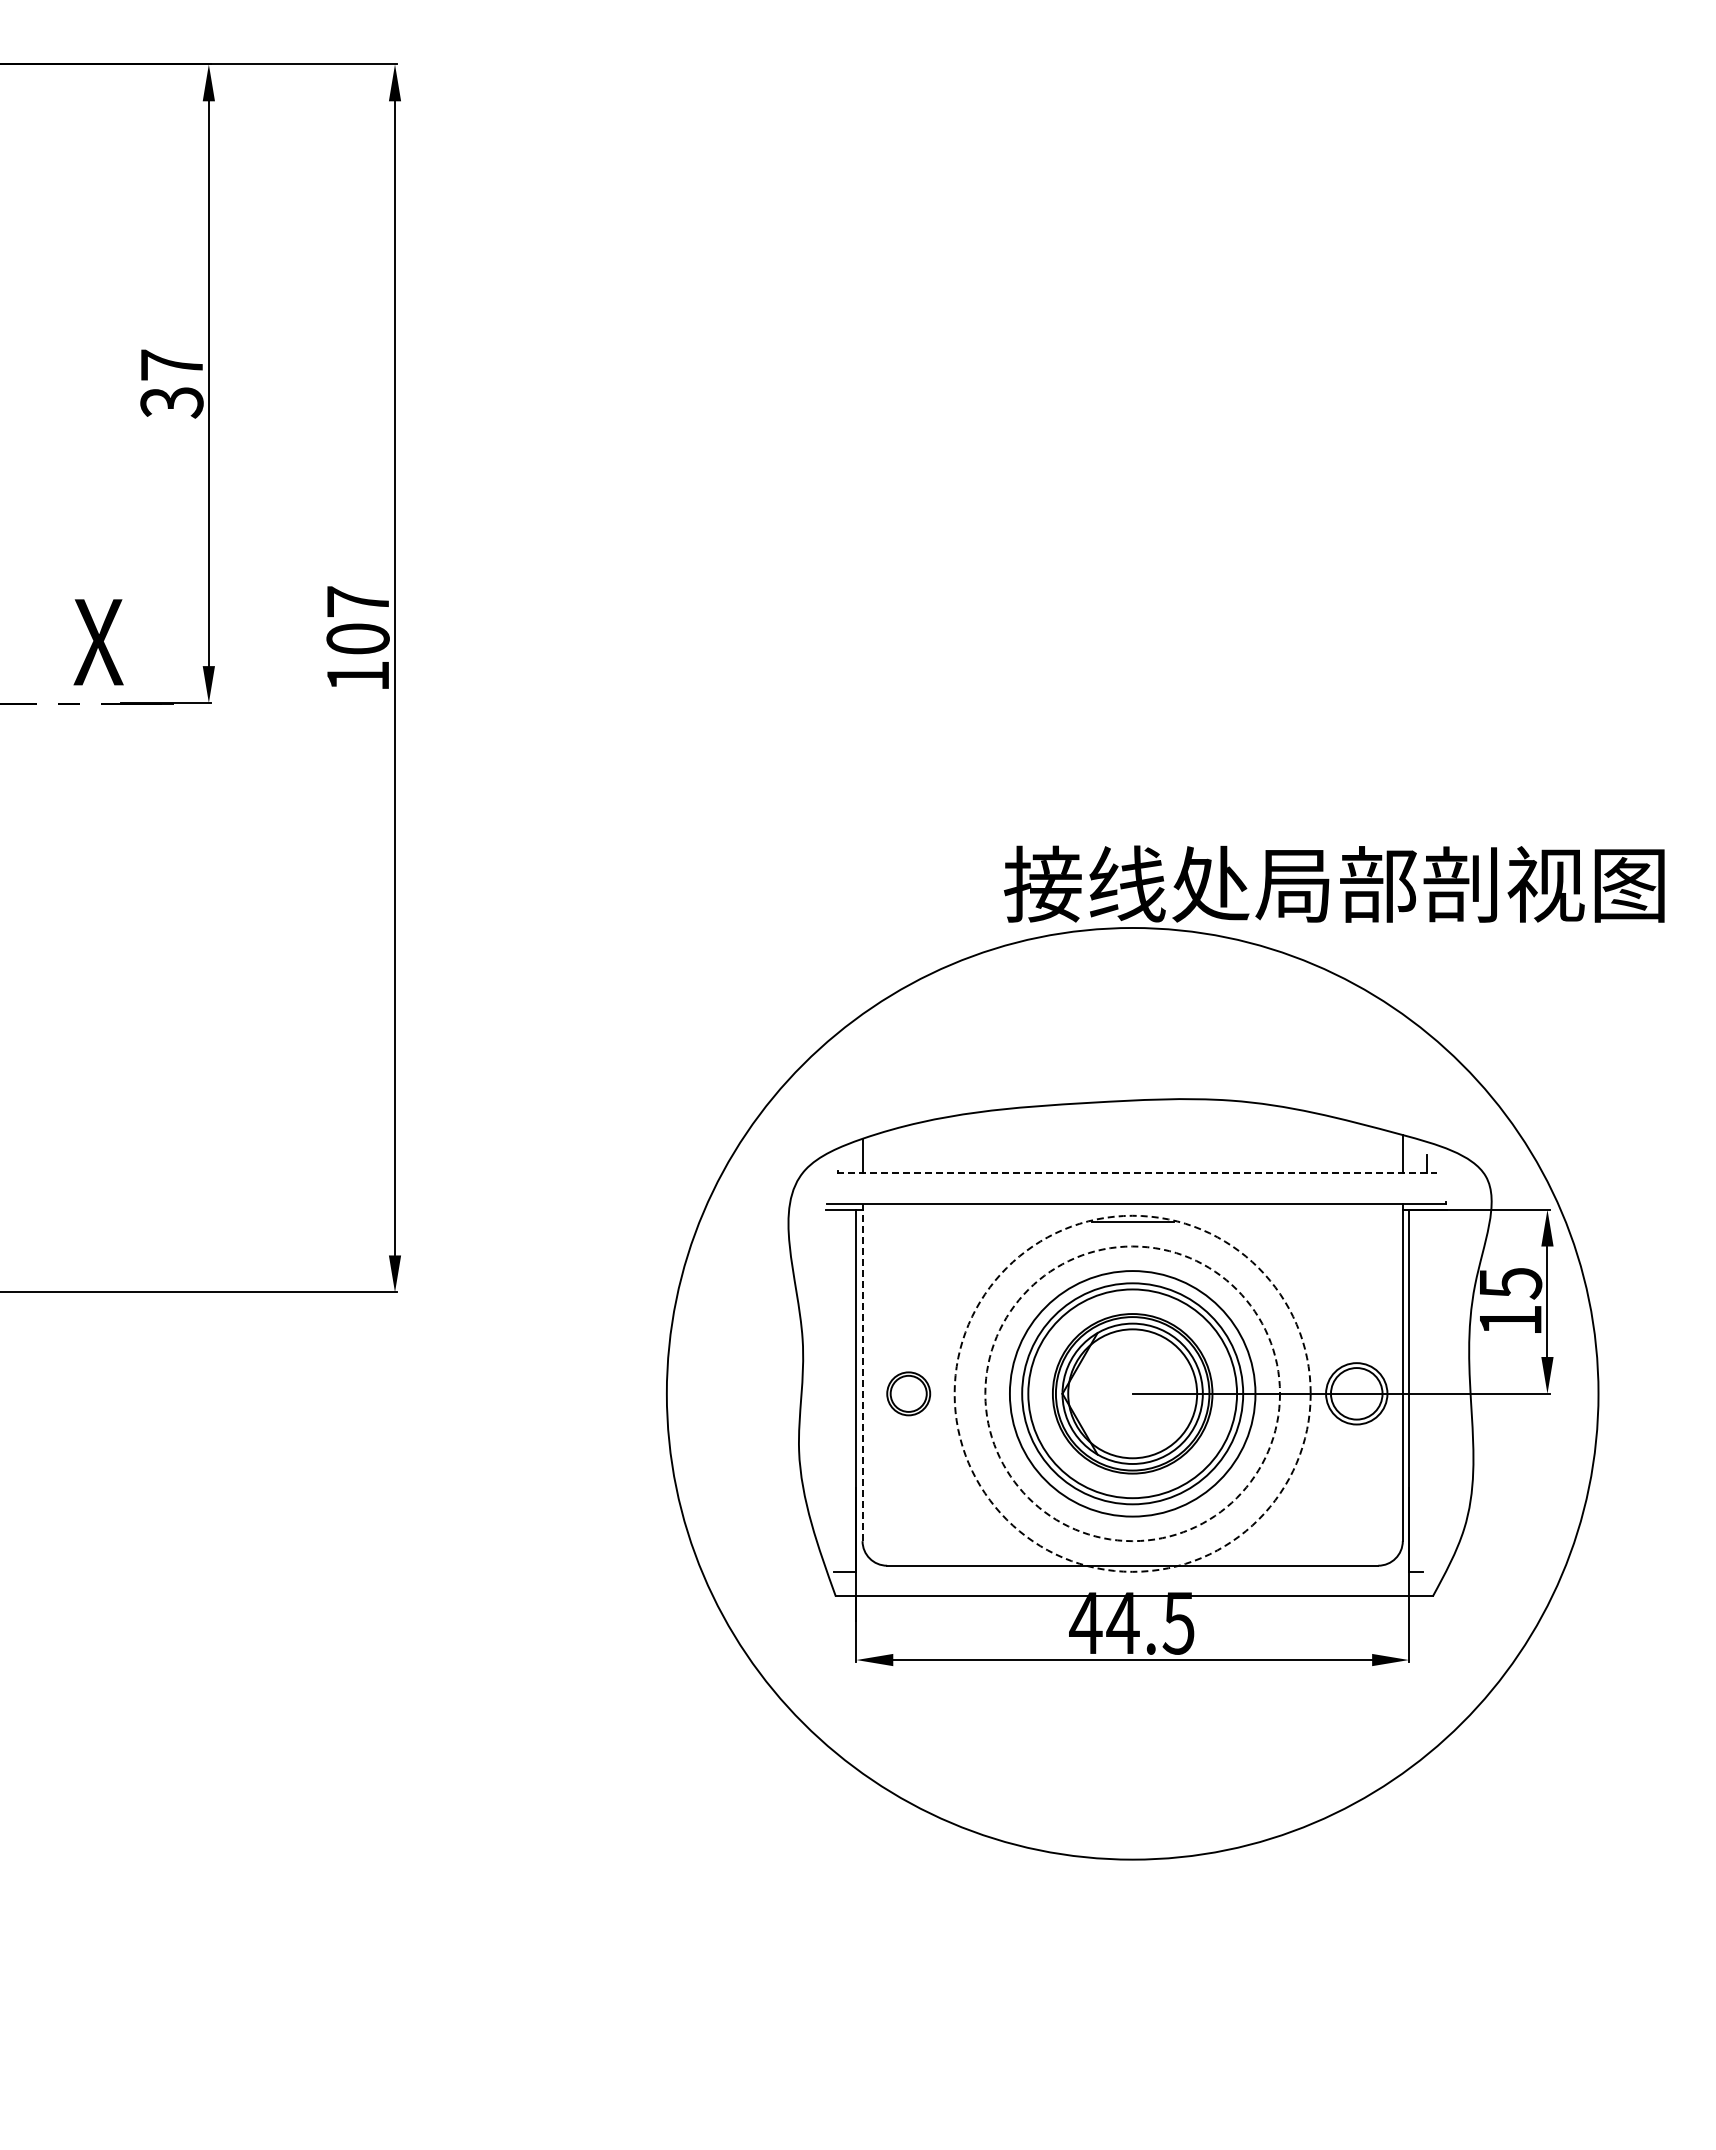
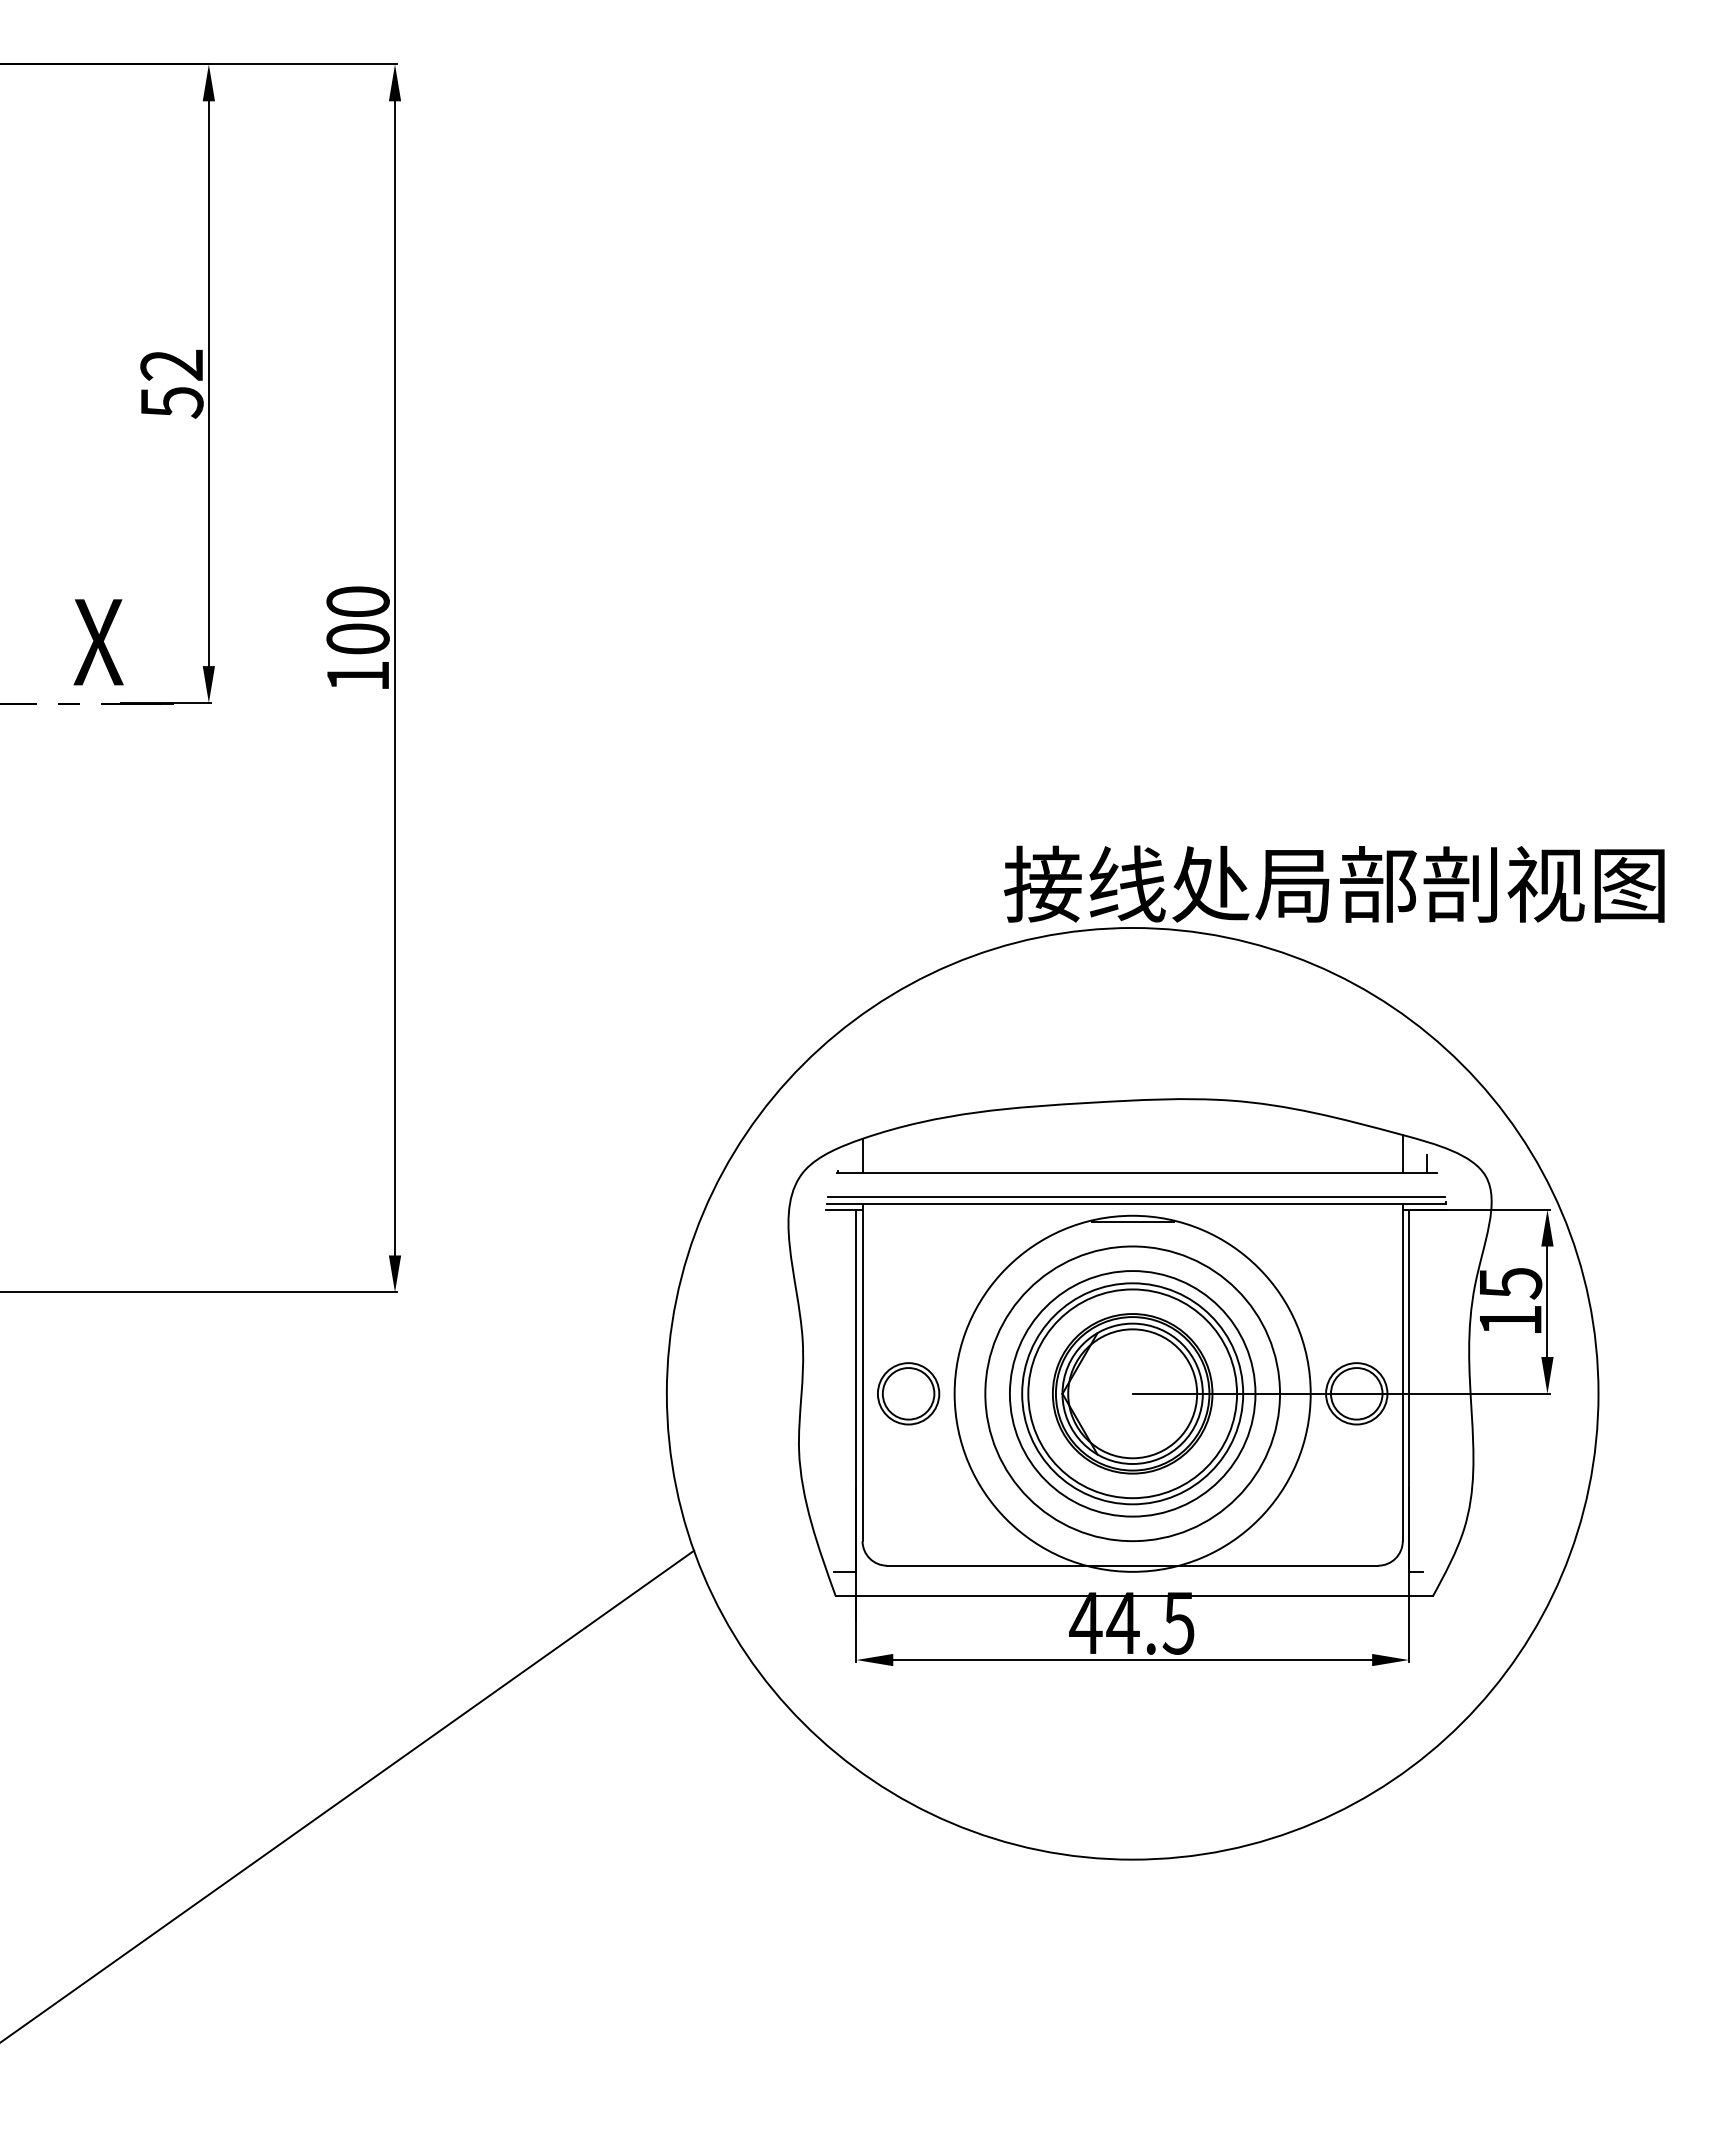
text: 37 -> 52 (171, 383)
text: 107 -> 100 (357, 601)
line: dashed -> solid (1136, 1172)
line: none -> present (1135, 1197)
line: dashed -> solid (862, 1372)
part size: 46x46 px -> 64x64 px (908, 1393)
circle: dashed -> solid (1132, 1393)
circle: dashed -> solid (1132, 1393)
line: none -> present (348, 1795)
